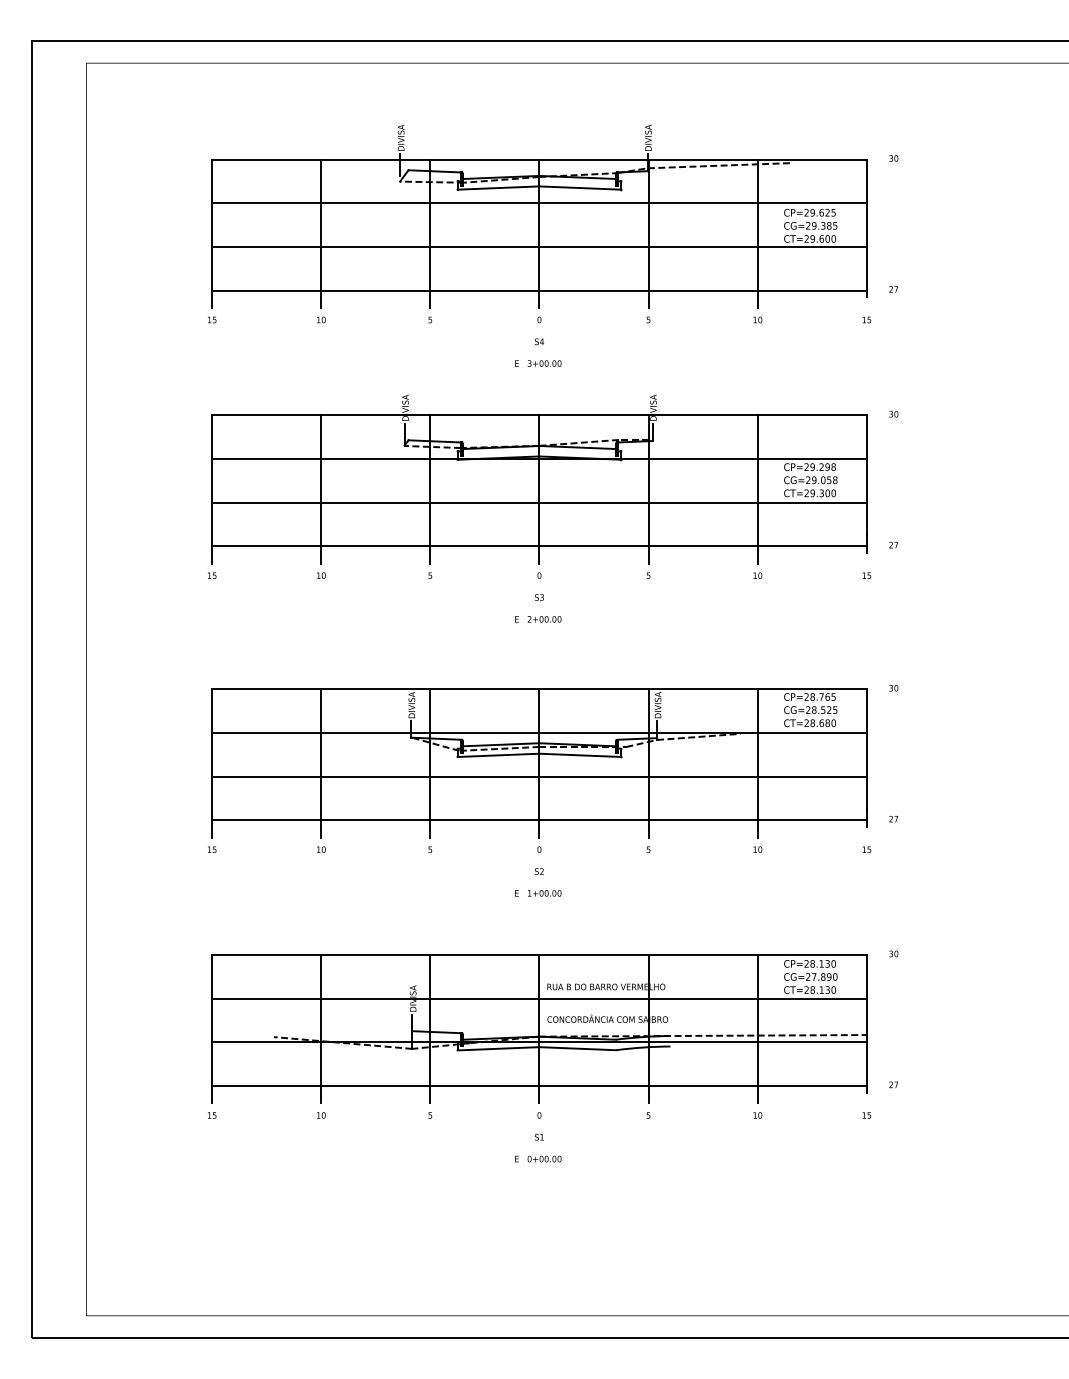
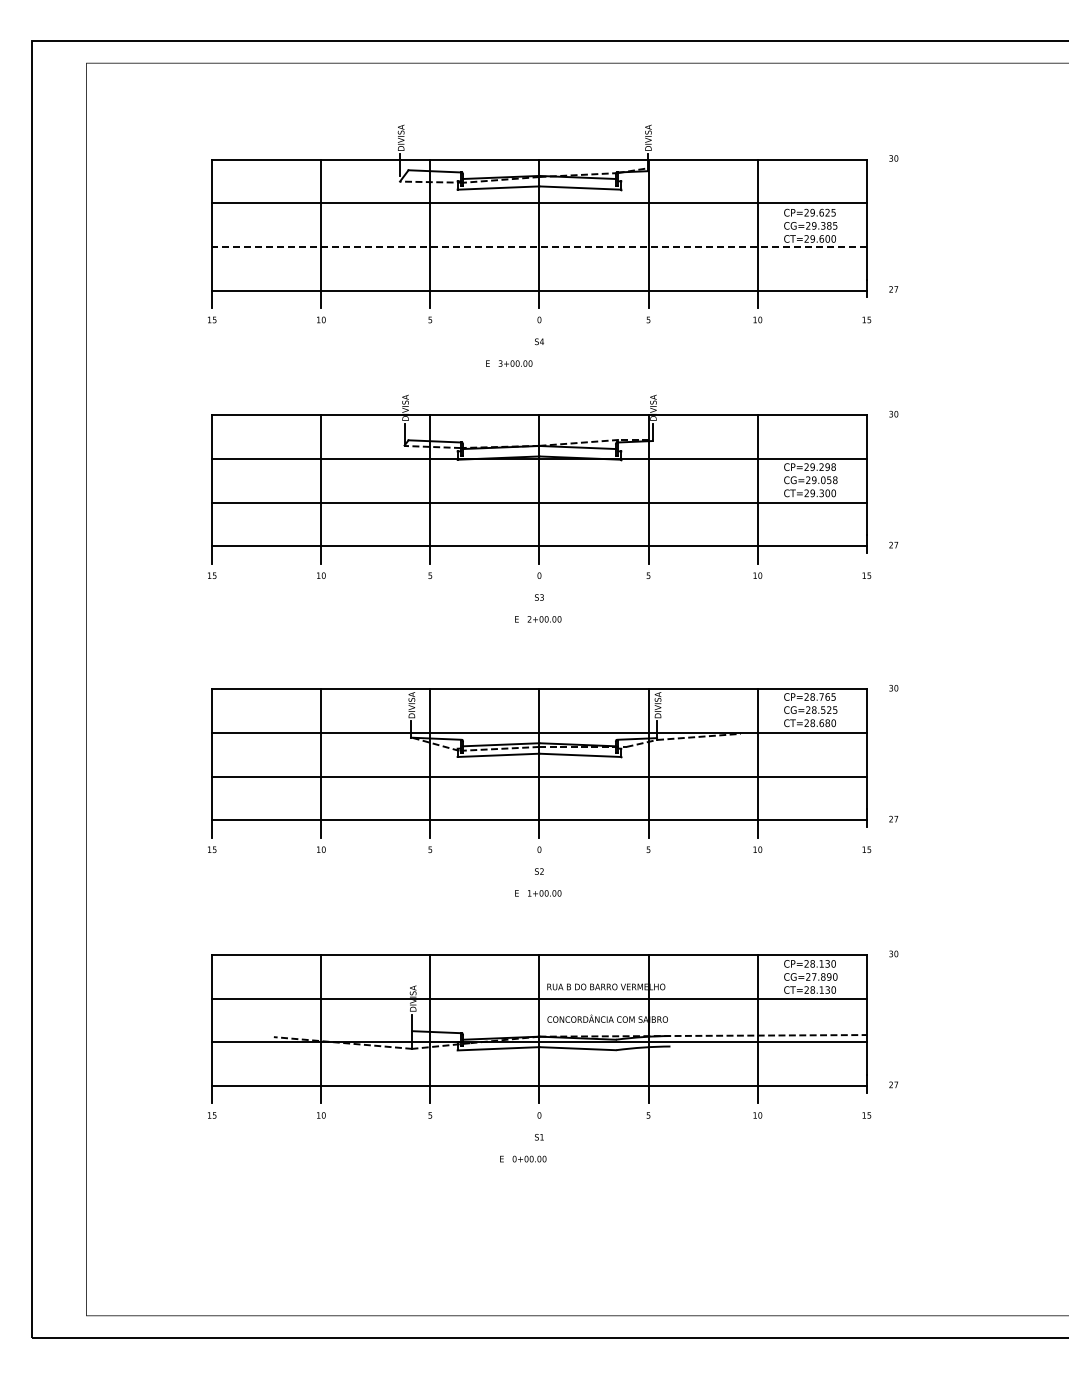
line: present -> none (719, 165)
line: solid -> dashed (538, 246)
text position: (538, 363) -> (509, 363) (509, 363)
text position: (538, 1158) -> (523, 1158) (523, 1158)
